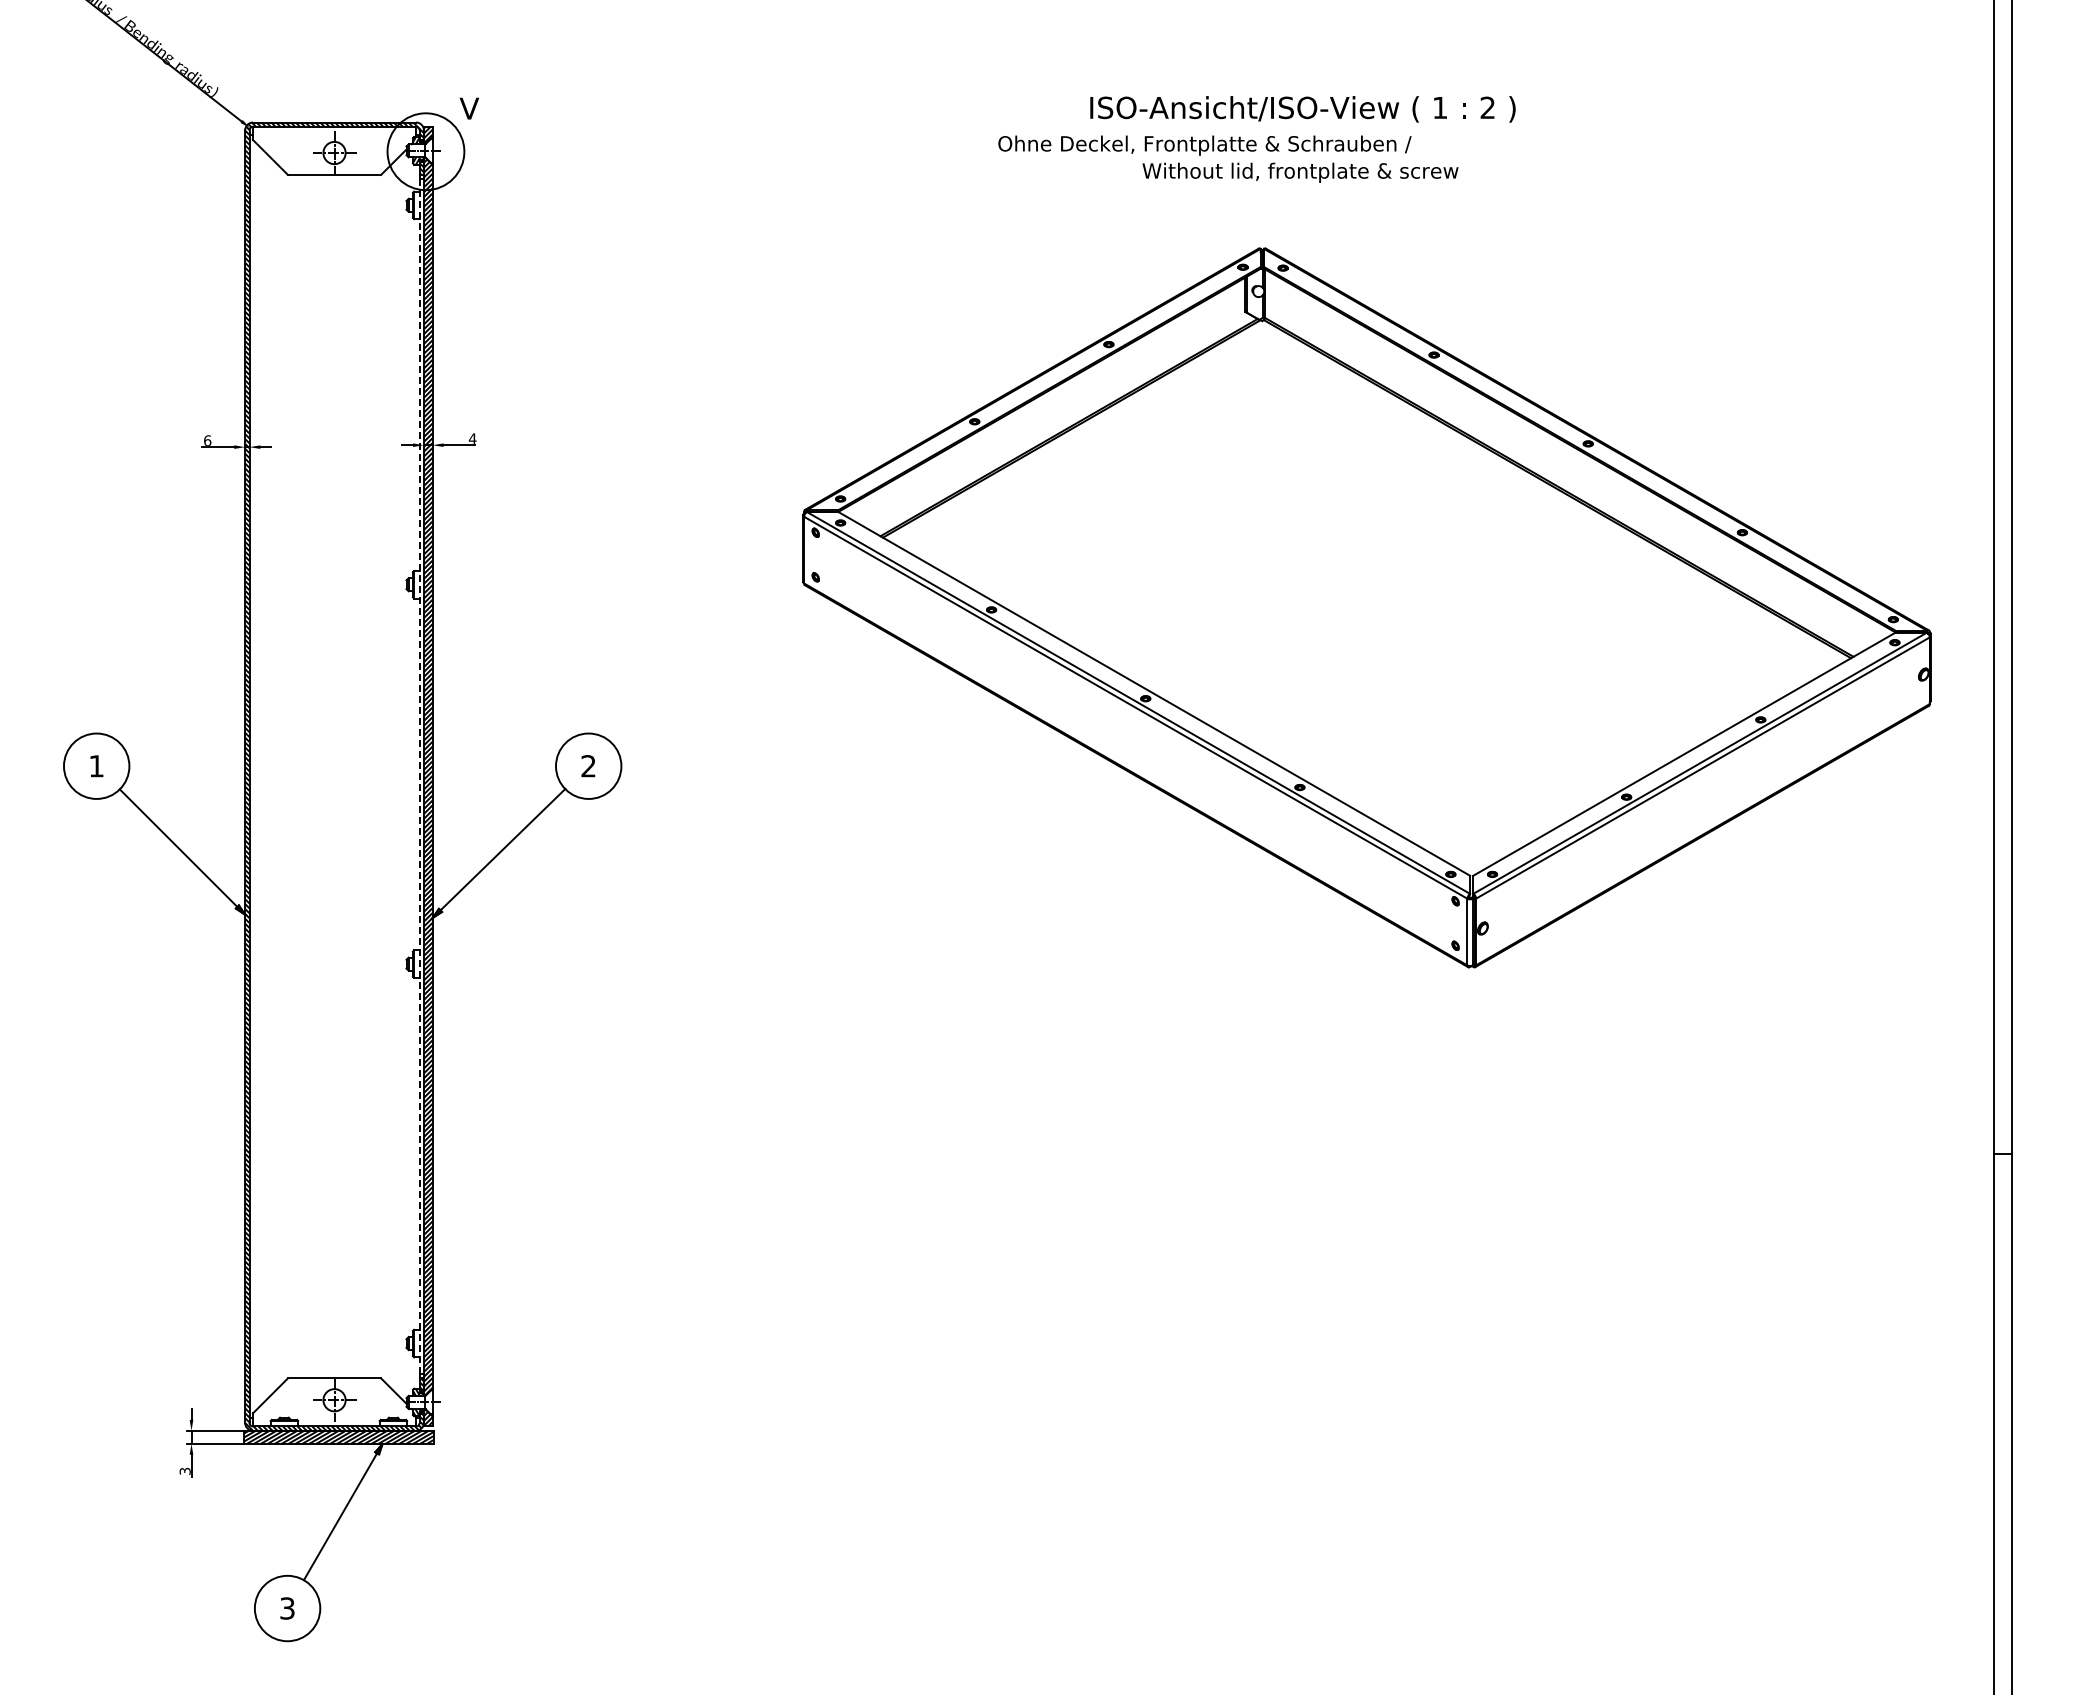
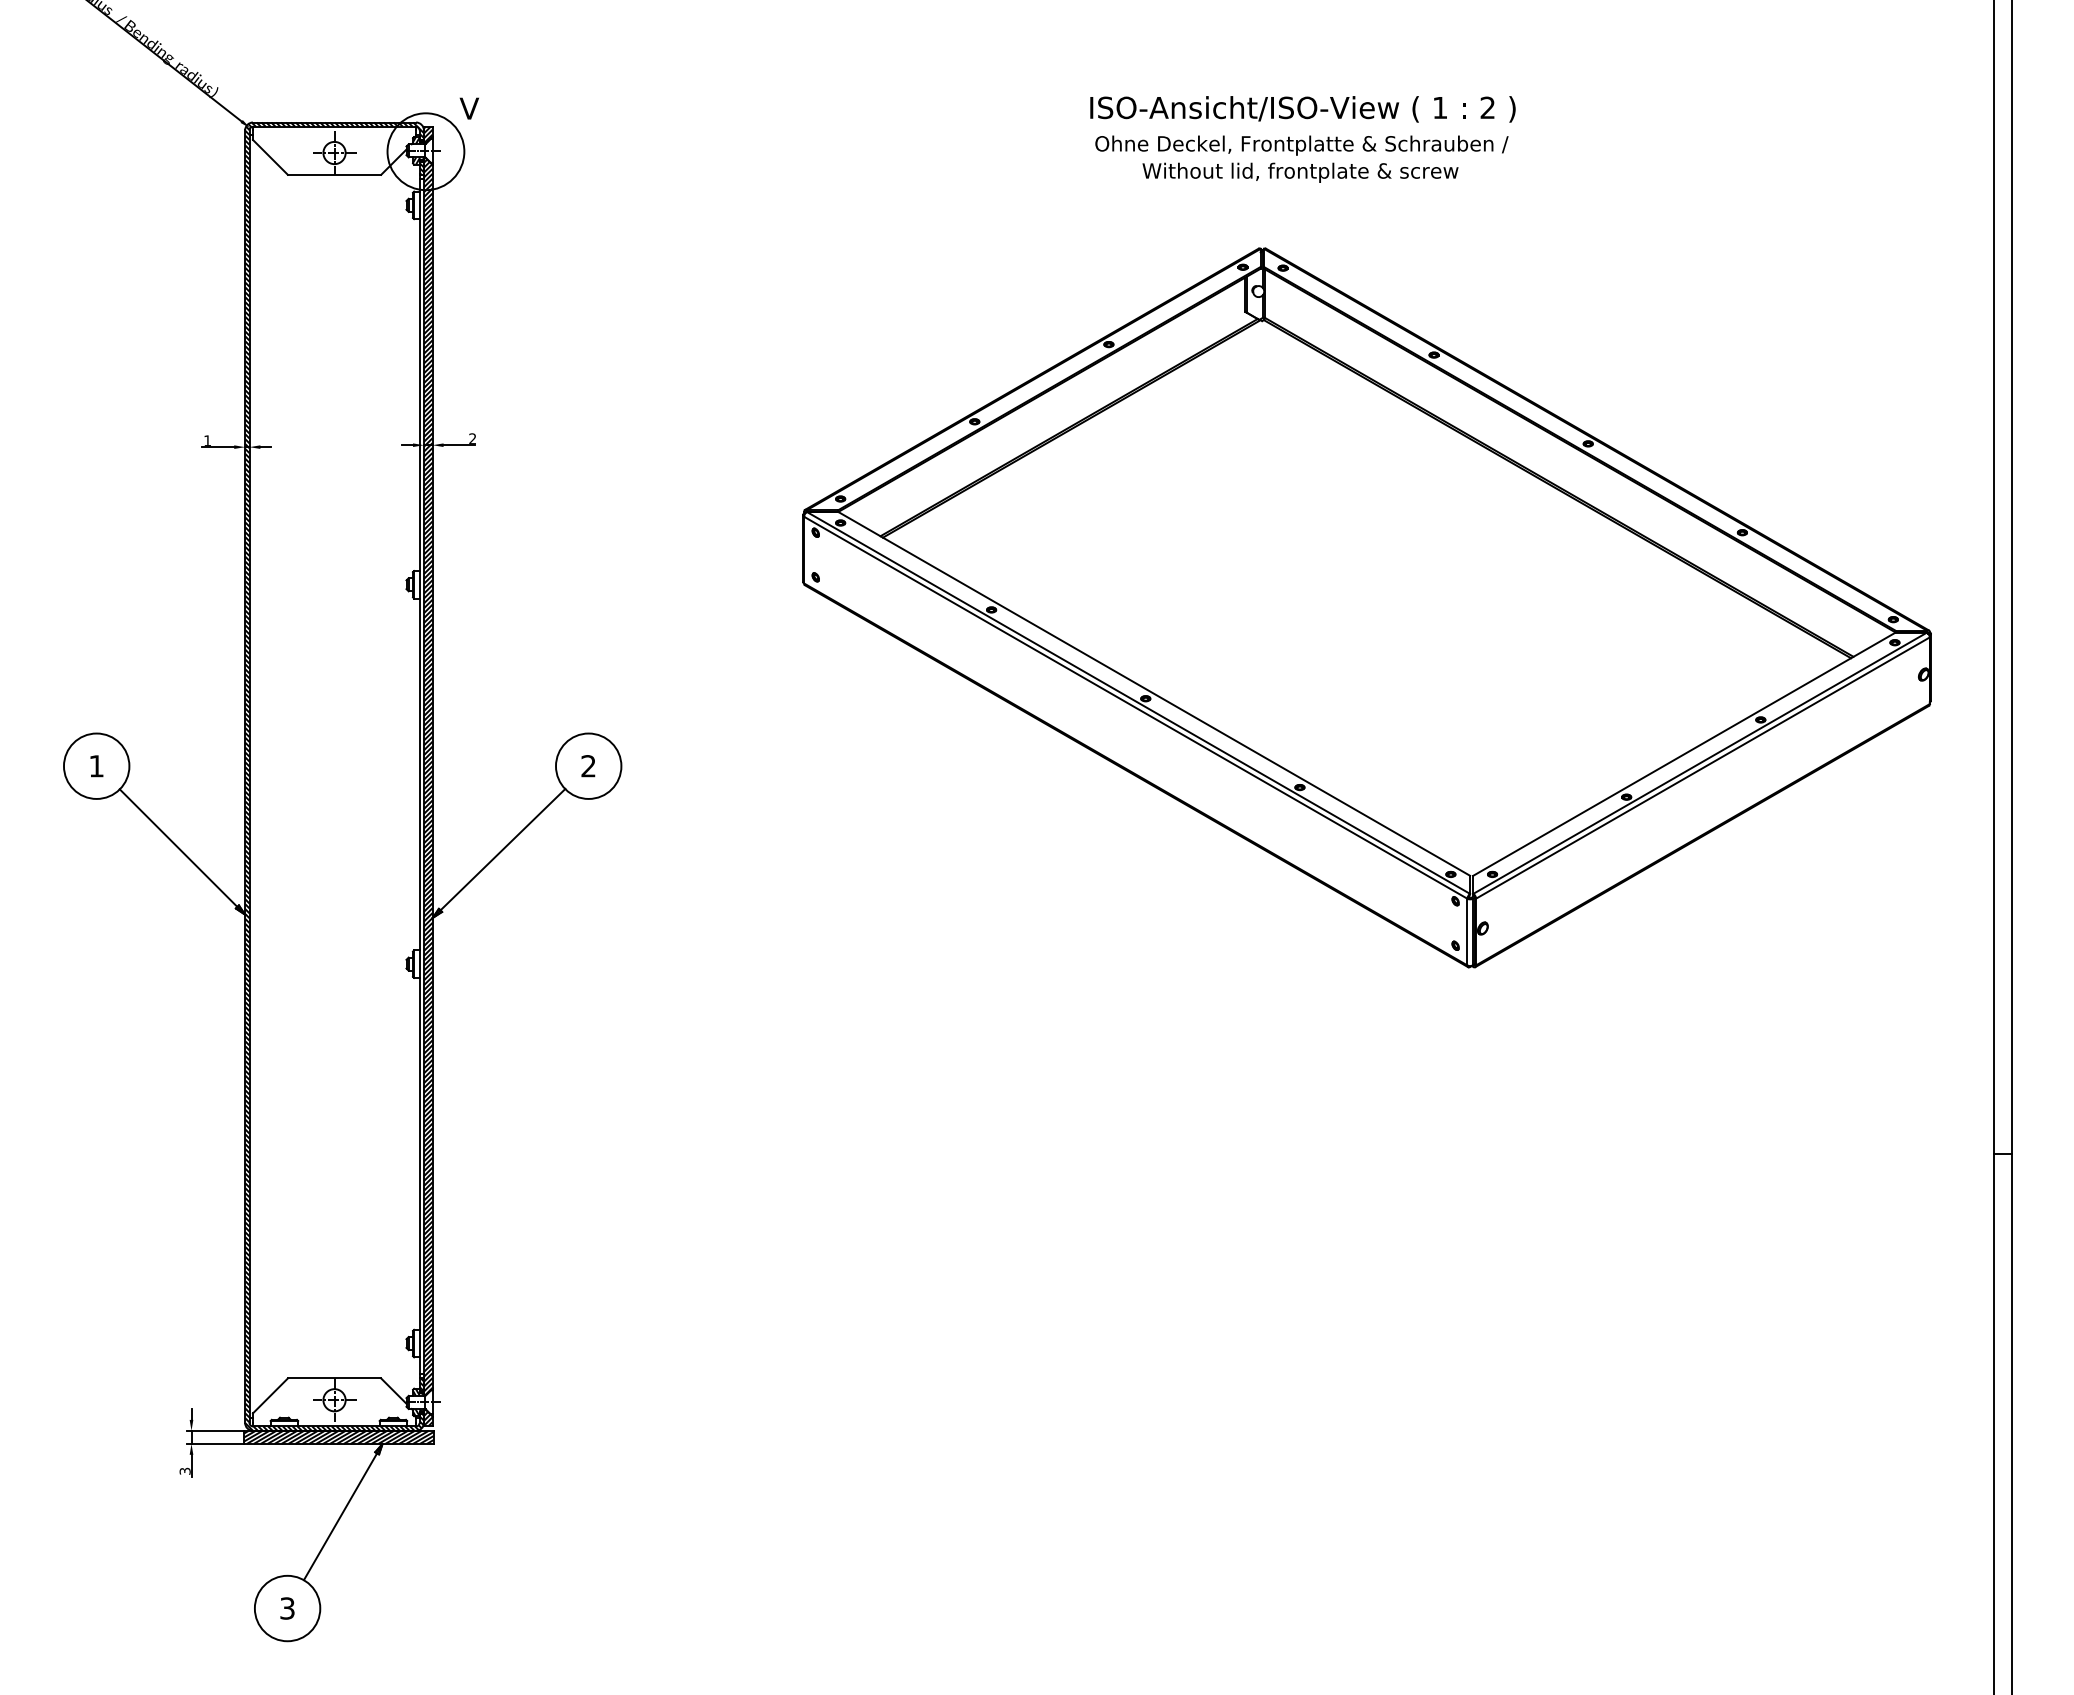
text position: (1204, 145) -> (1301, 145) (1301, 145)
text: 4 -> 2 (472, 438)
text: 6 -> 1 (207, 440)
line: dashed -> solid (419, 776)
